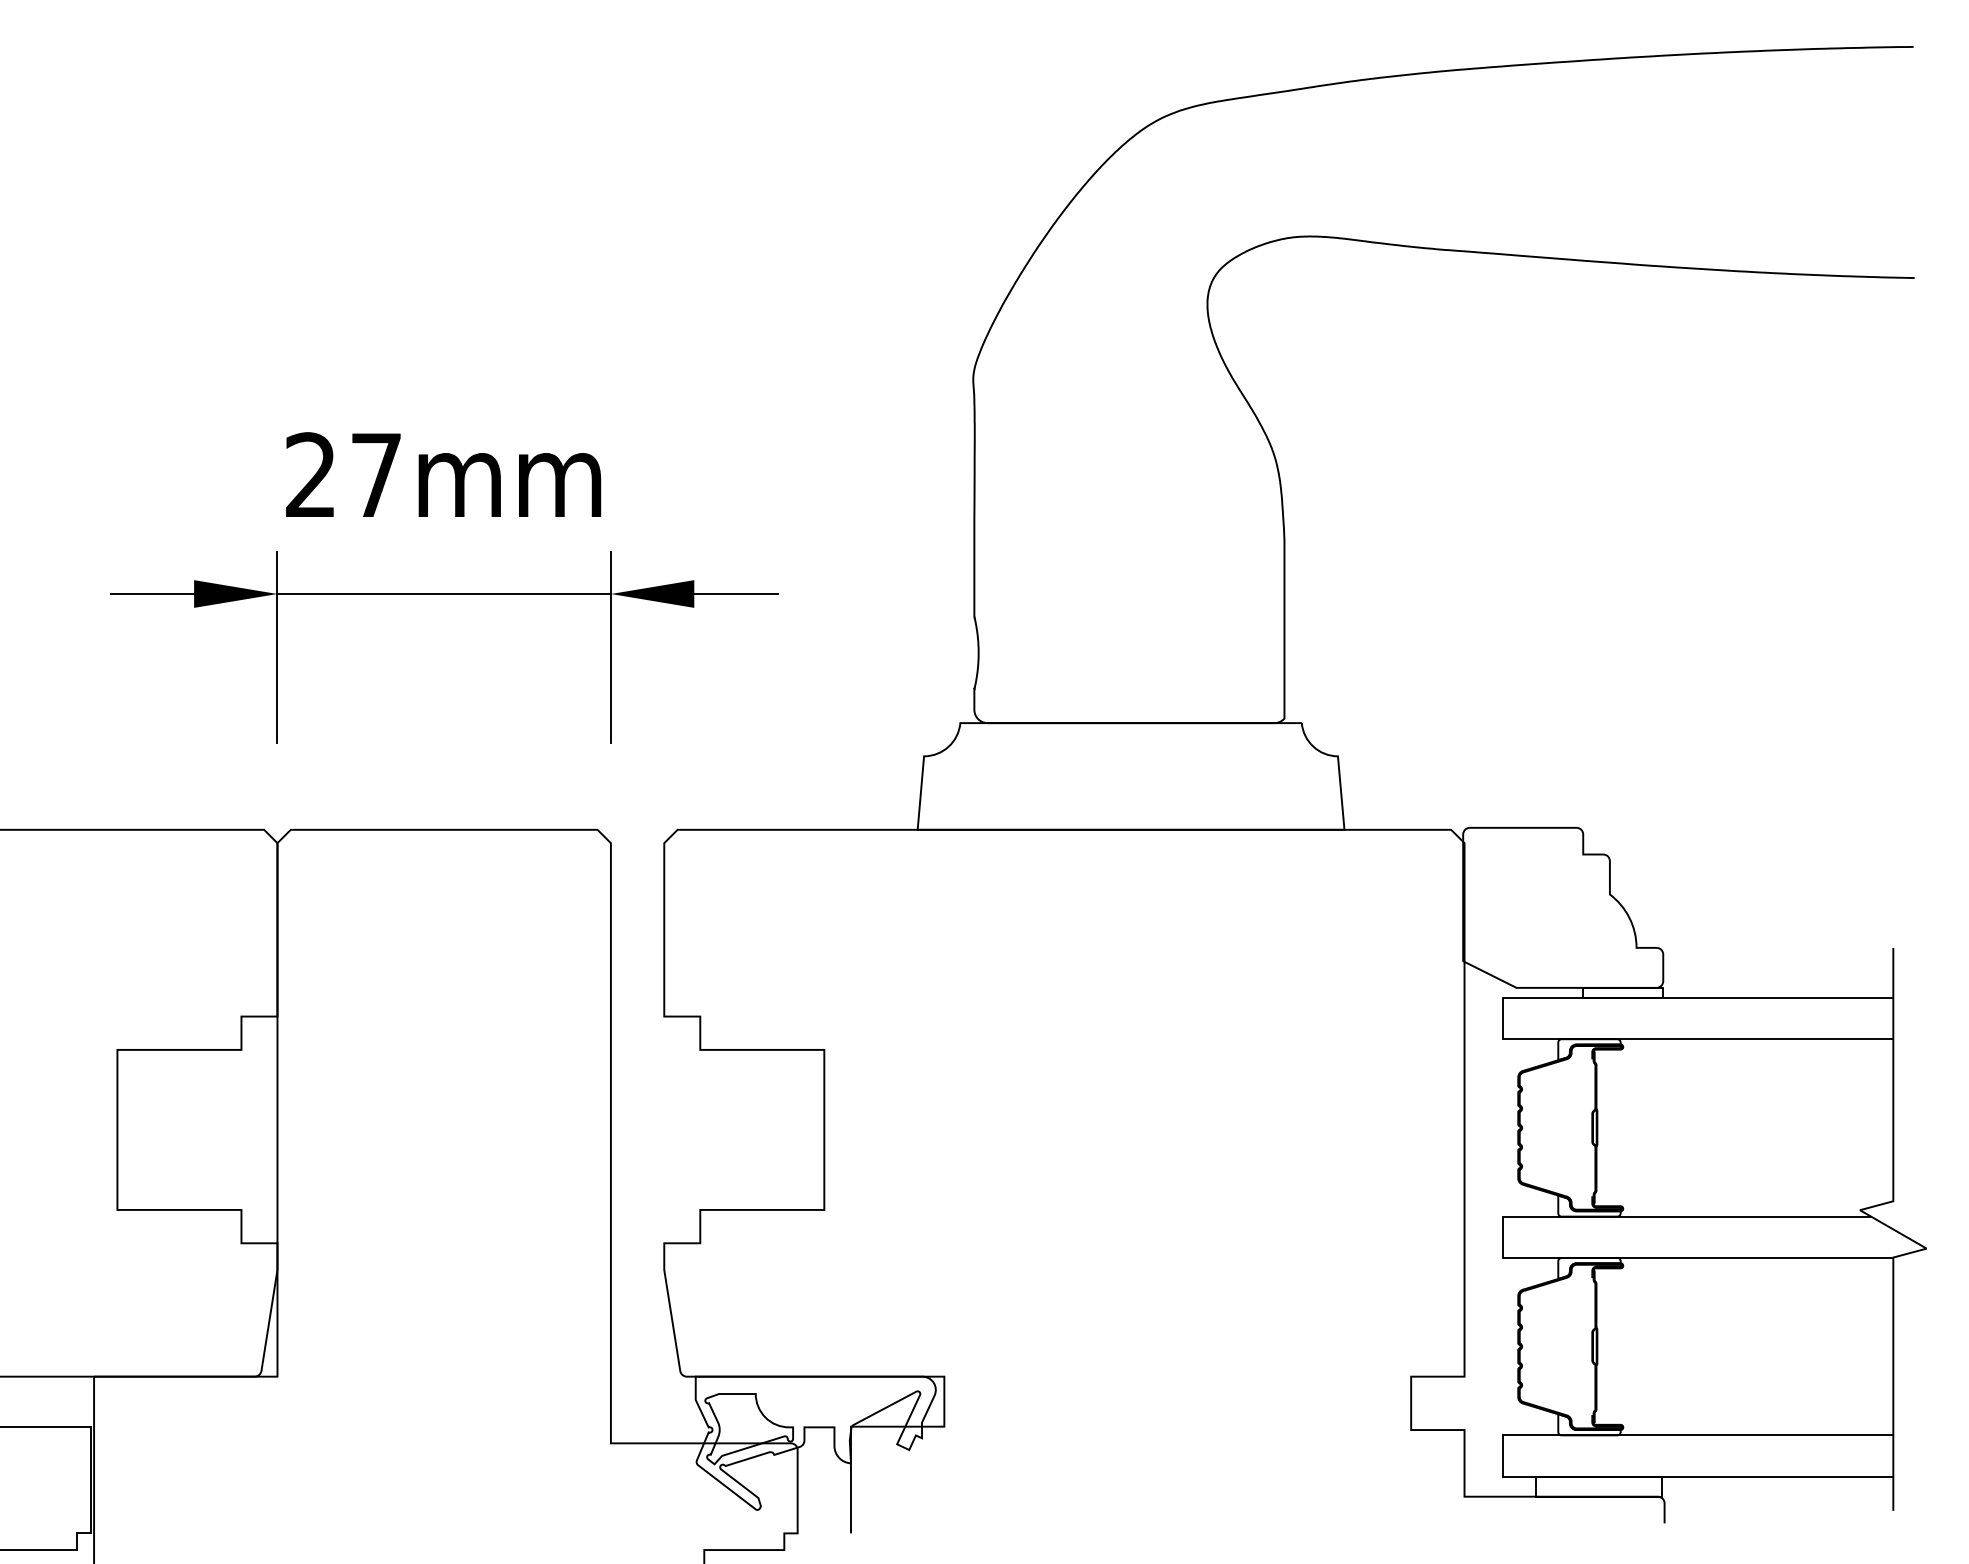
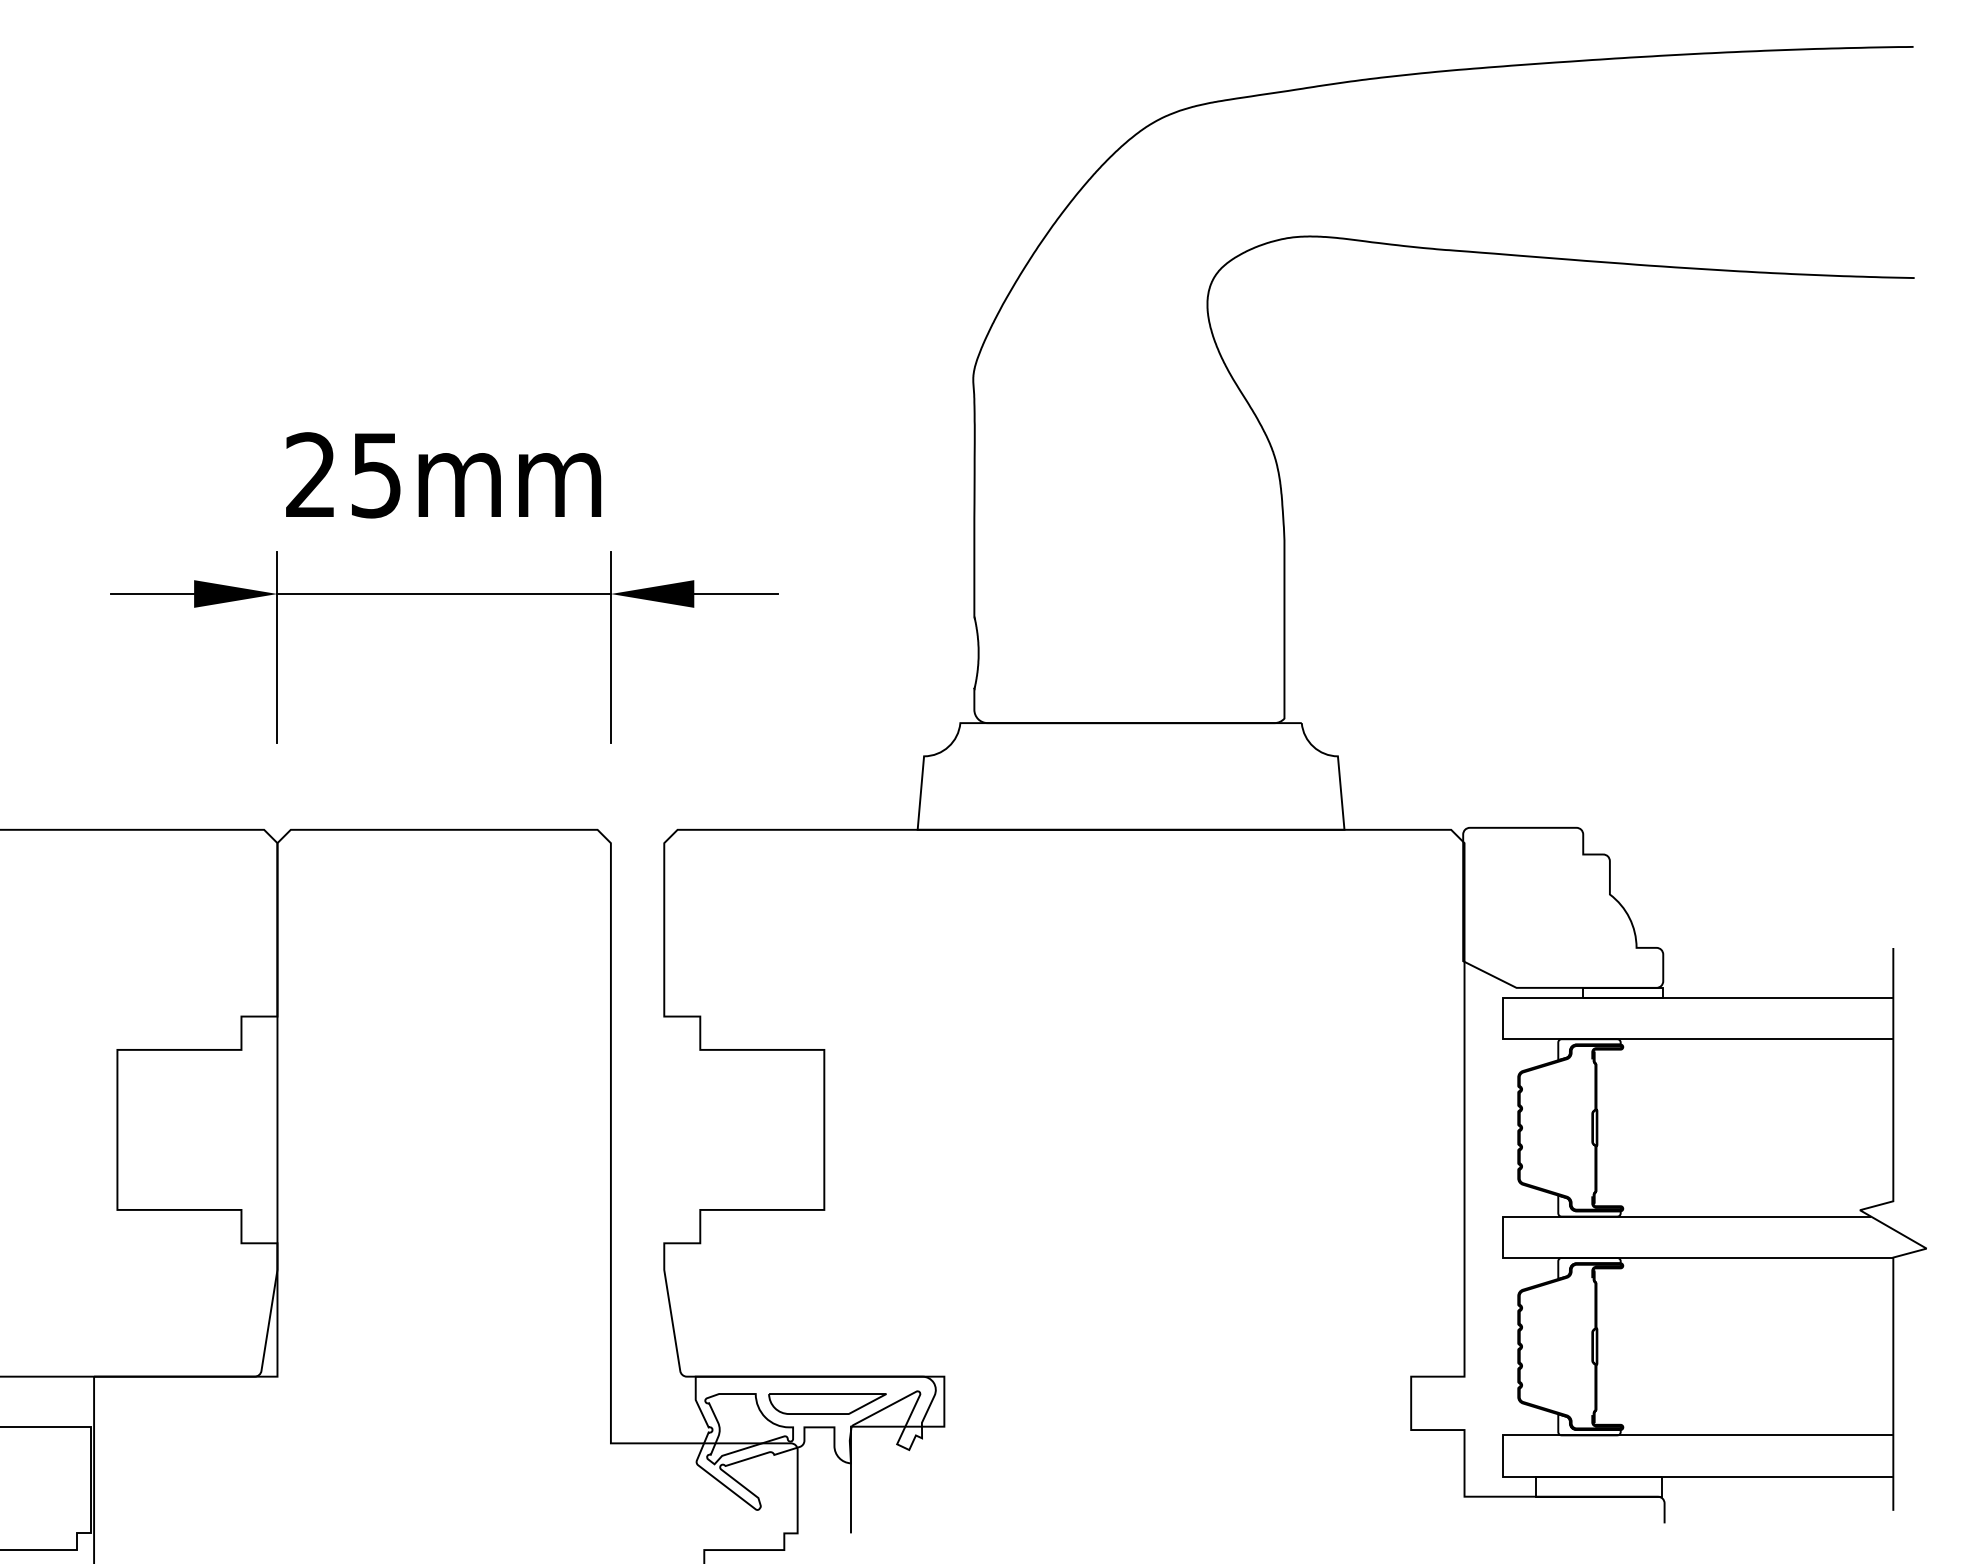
text: 27mm -> 25mm (376, 475)
part: none -> present (827, 1403)
